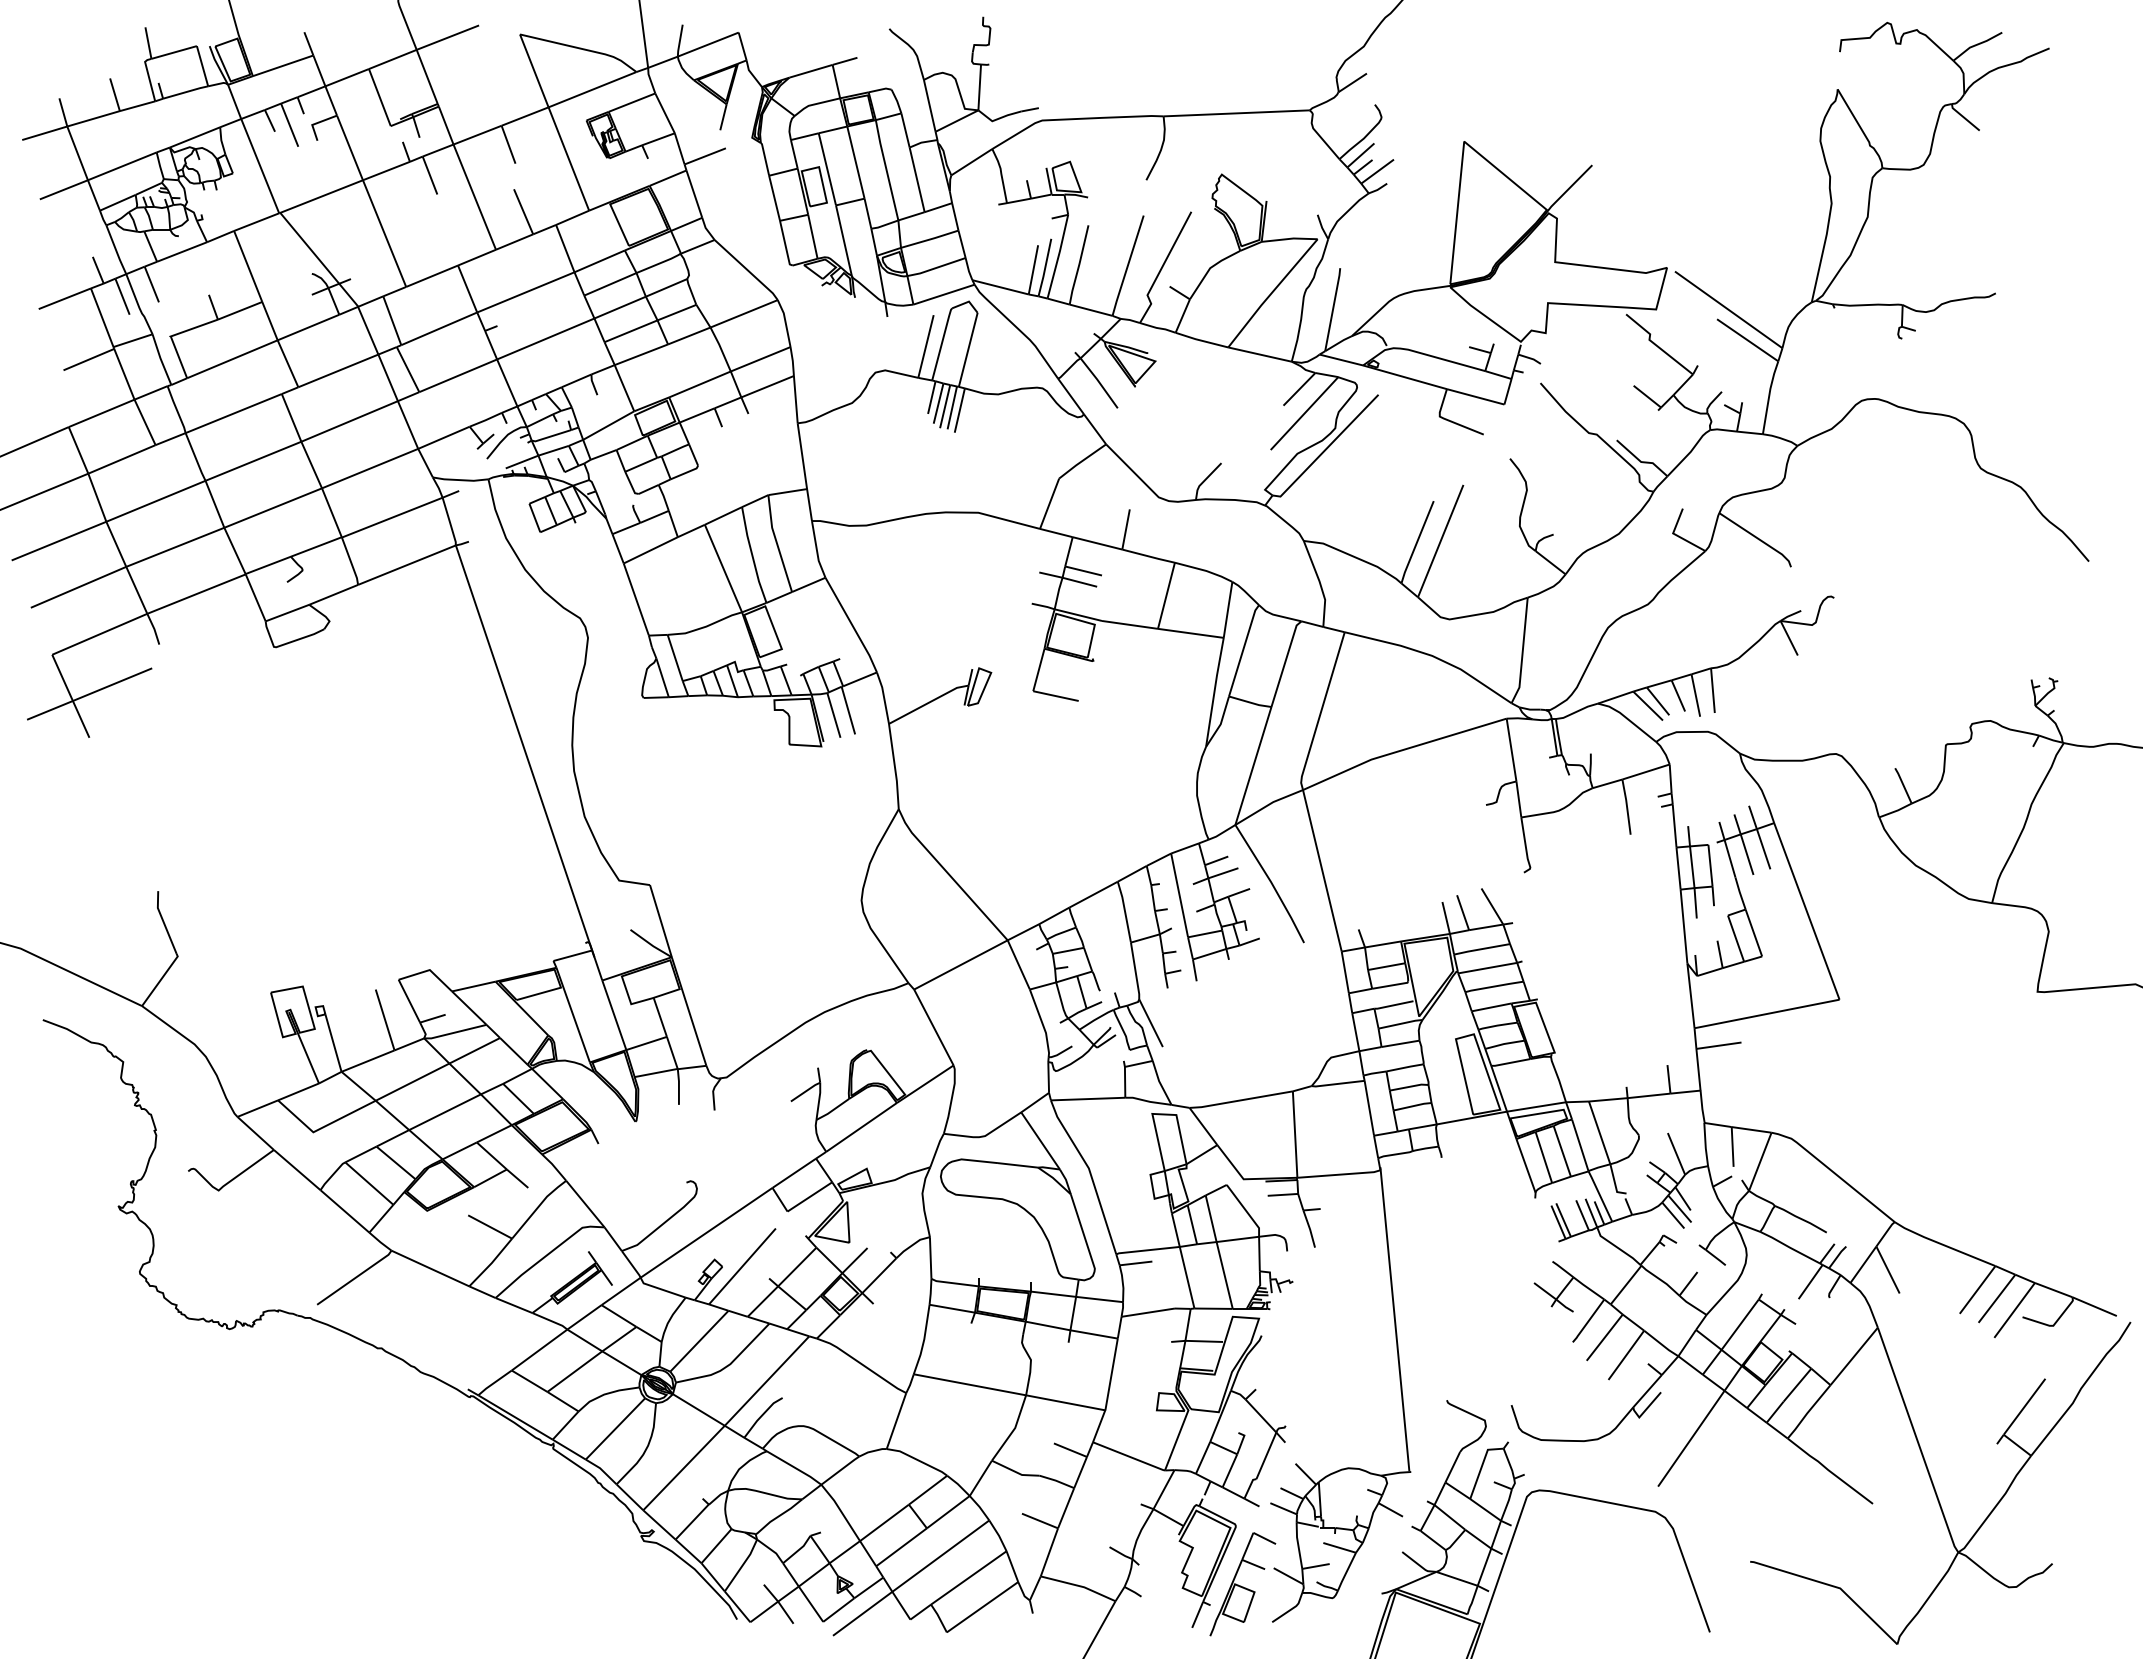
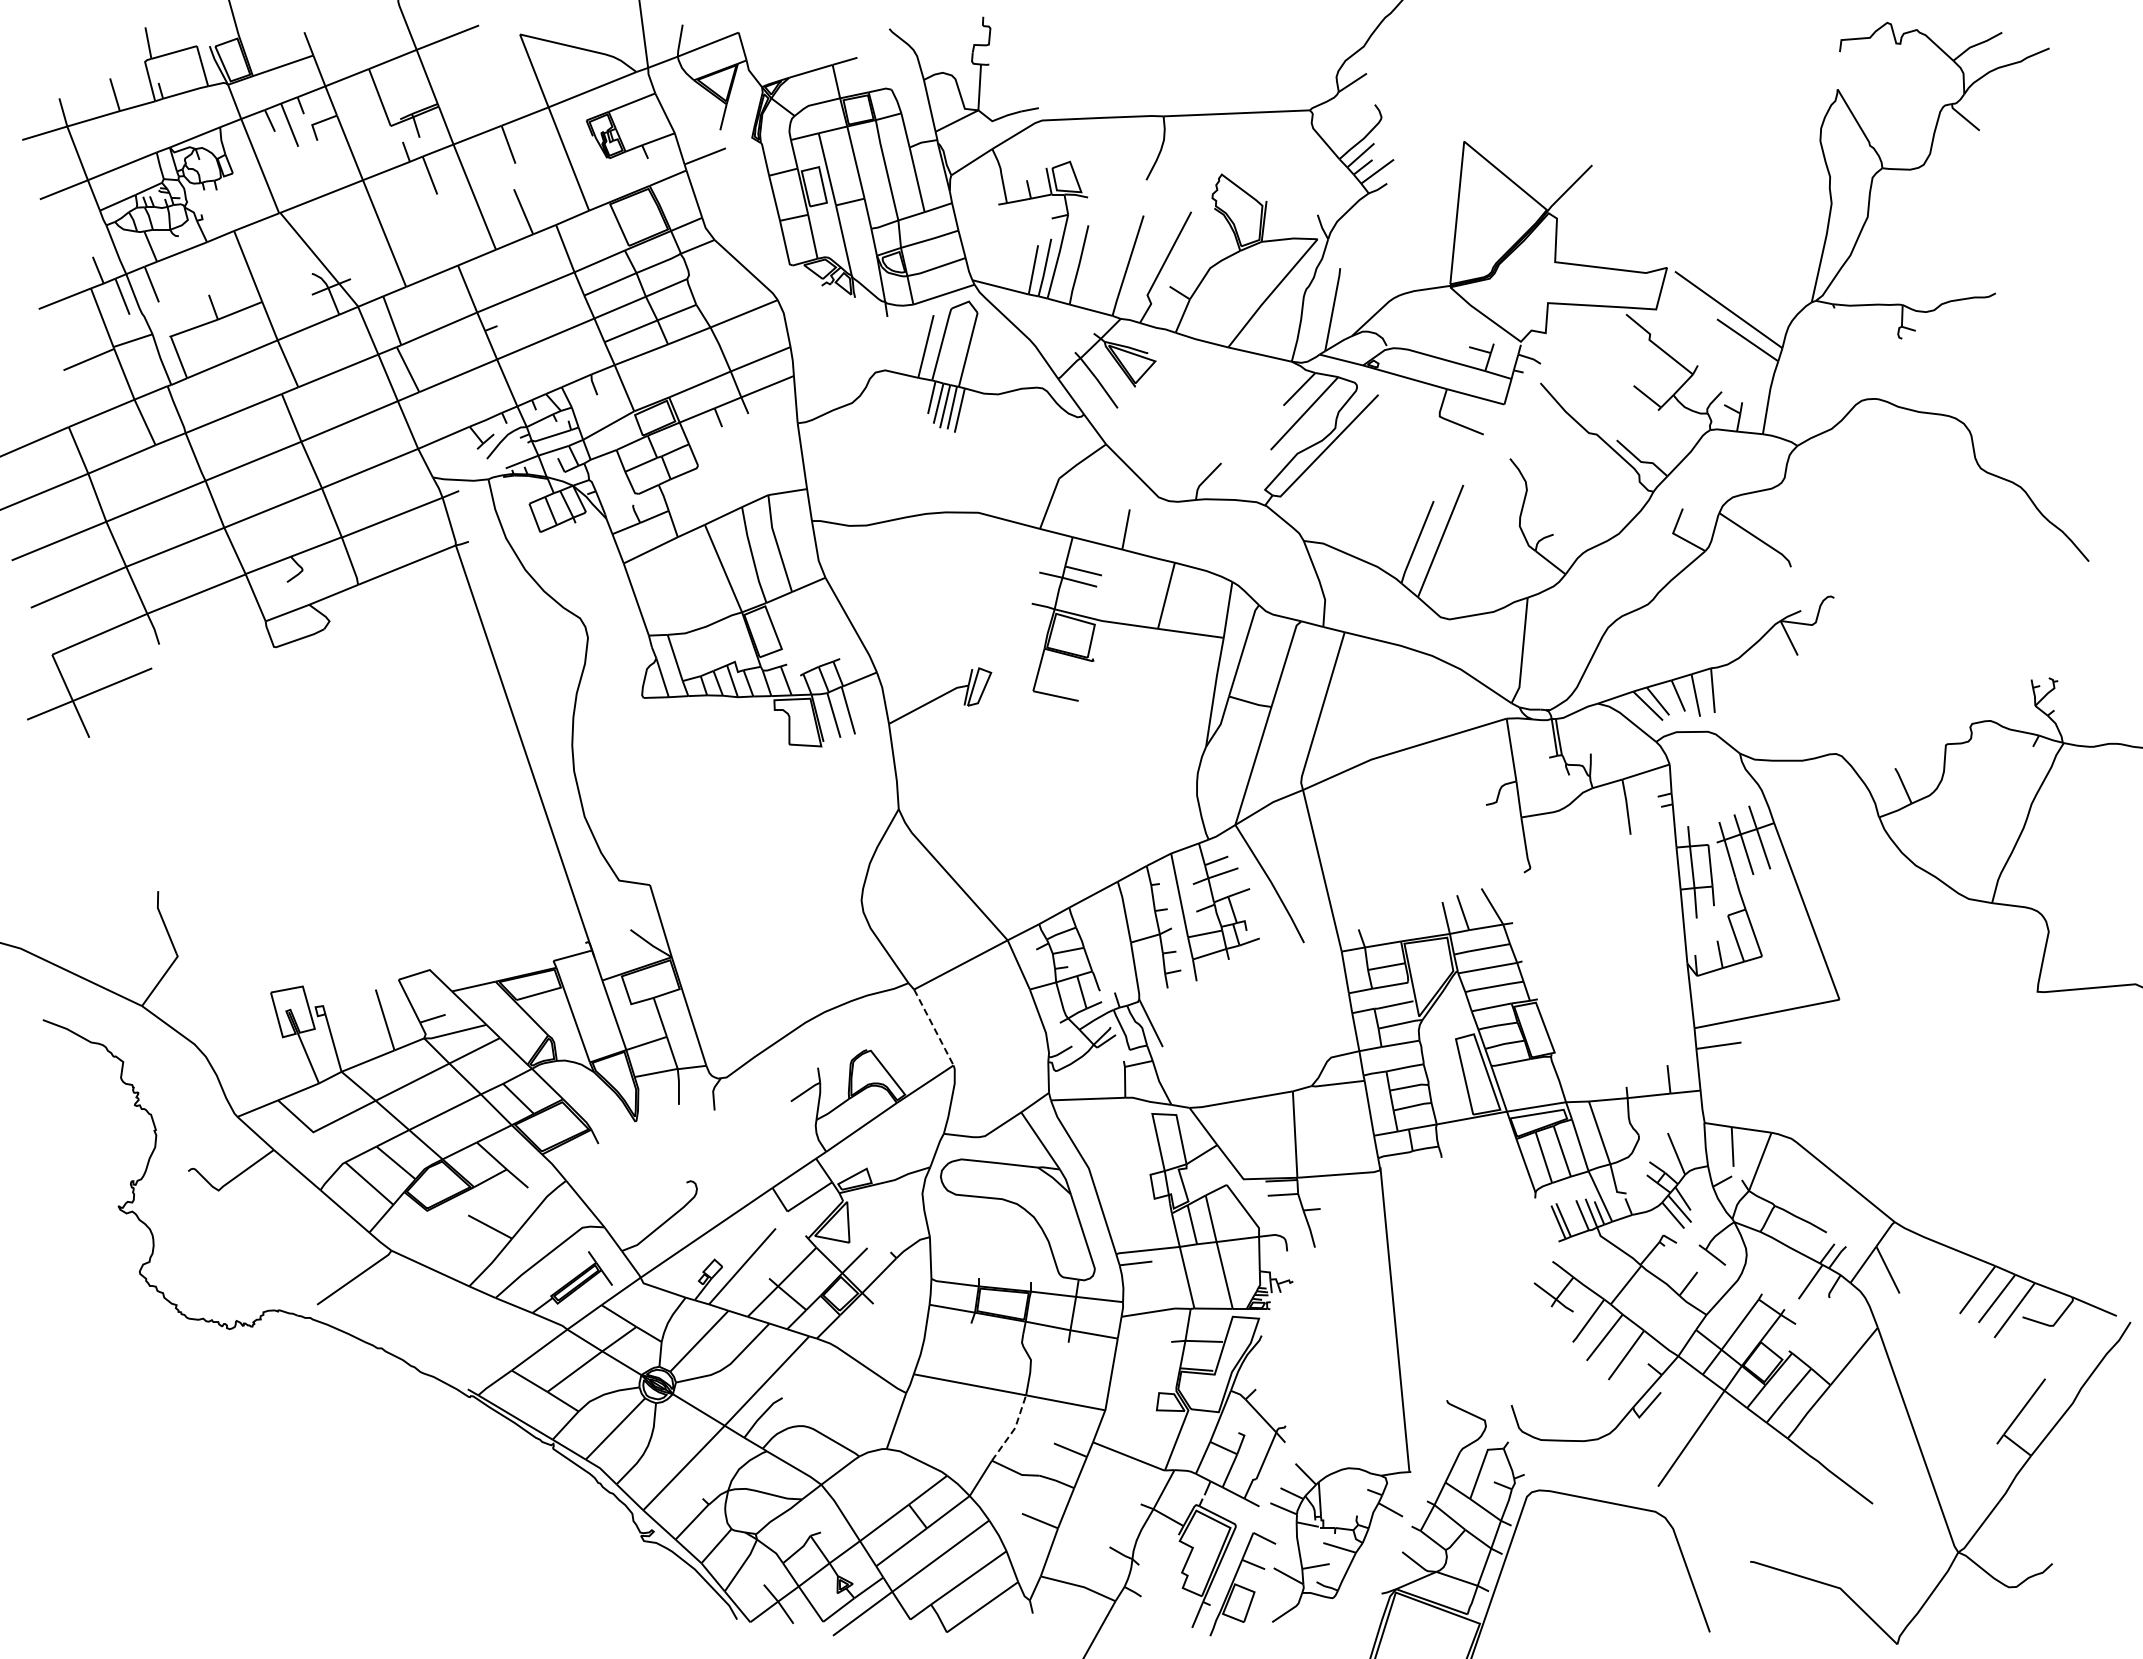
line: solid -> dashed (933, 1027)
line: solid -> dashed (1014, 1429)
